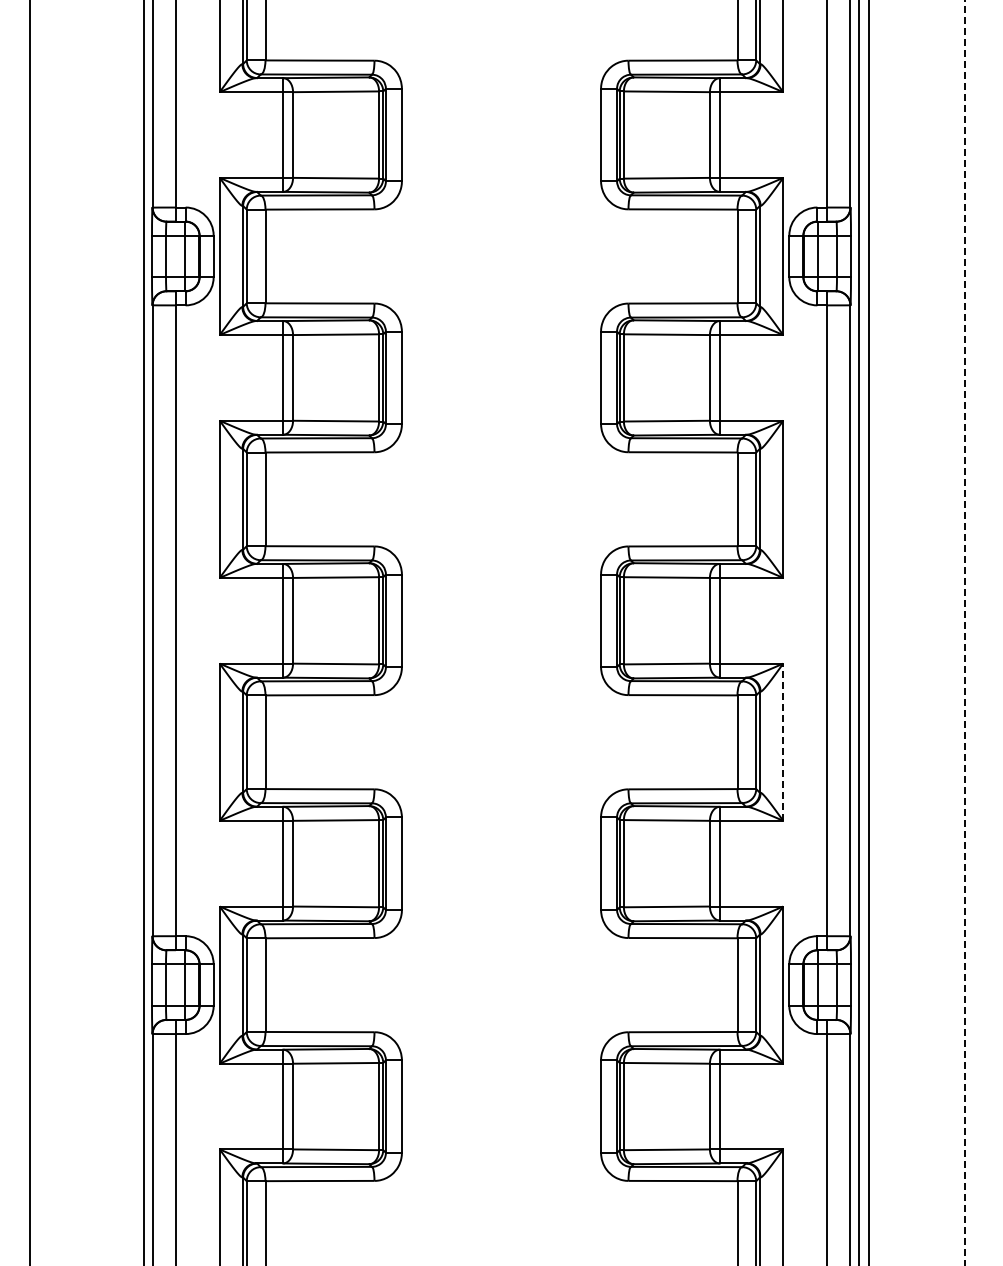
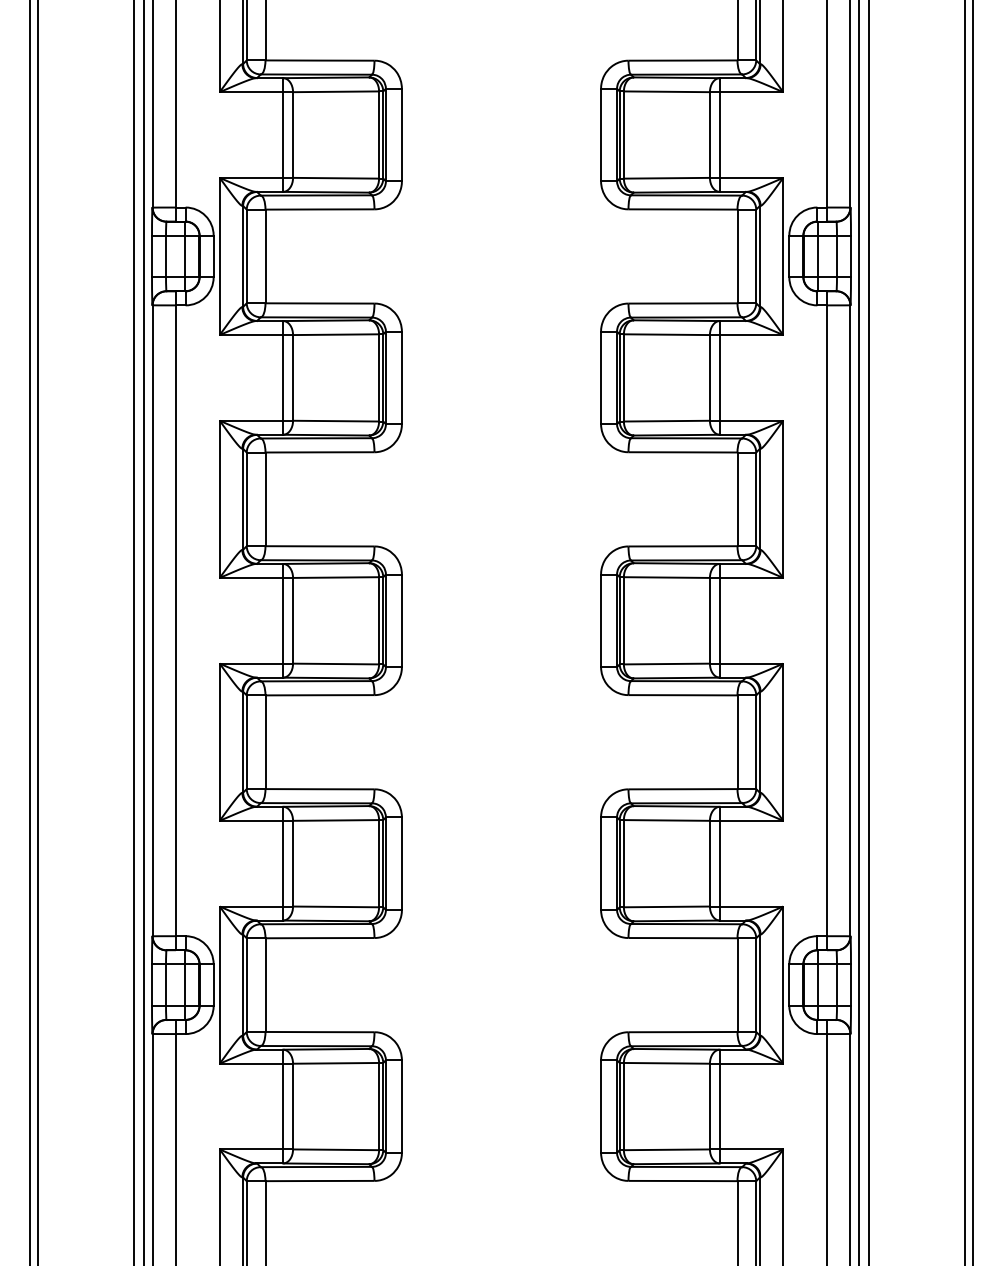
line: none -> present (37, 632)
line: none -> present (133, 632)
line: none -> present (972, 632)
line: dashed -> solid (965, 633)
line: dashed -> solid (783, 742)
